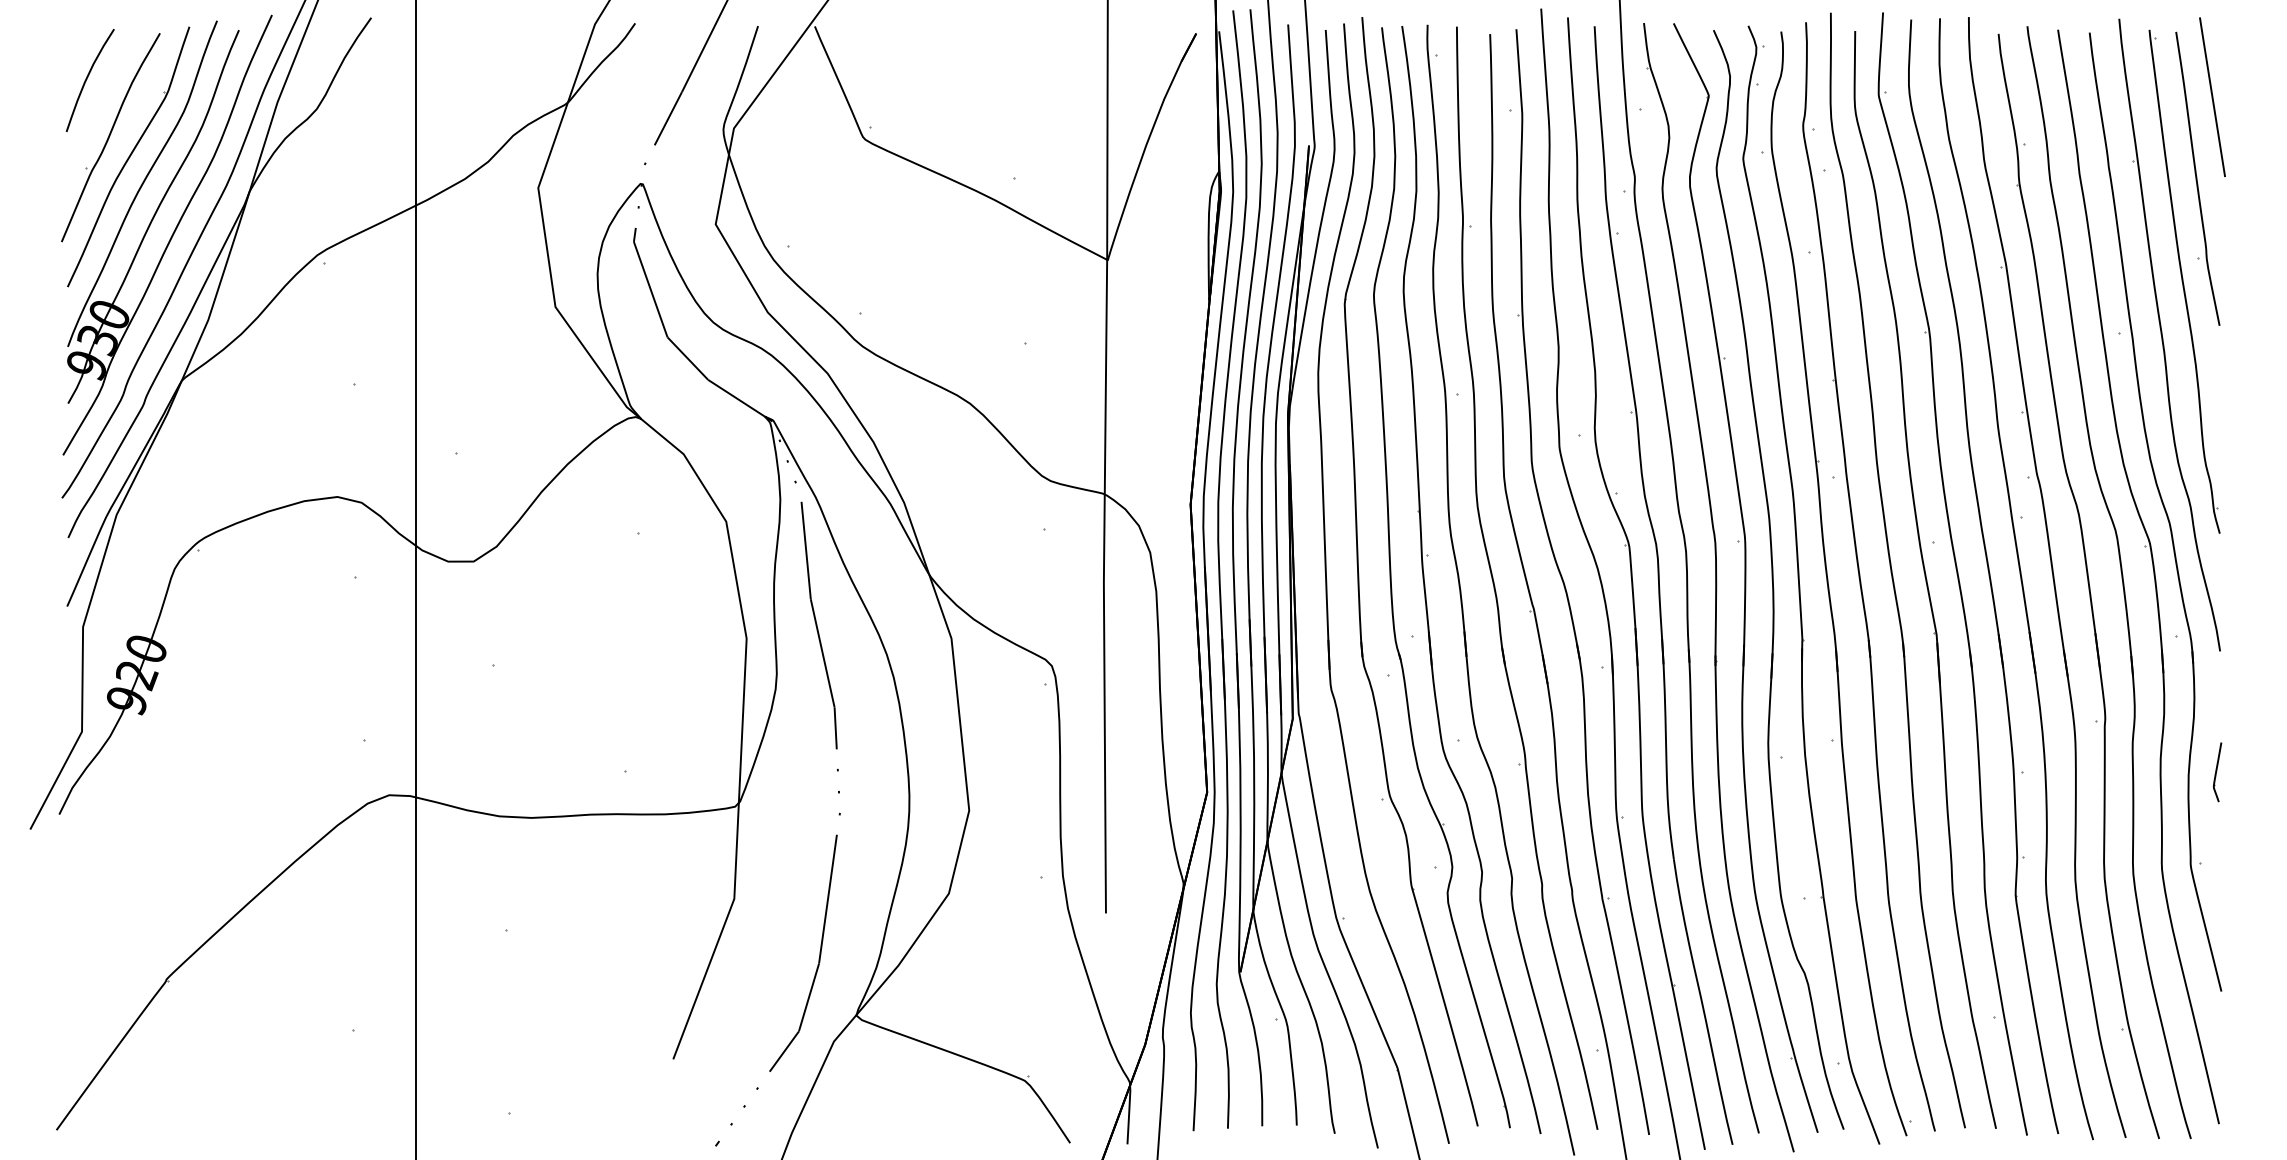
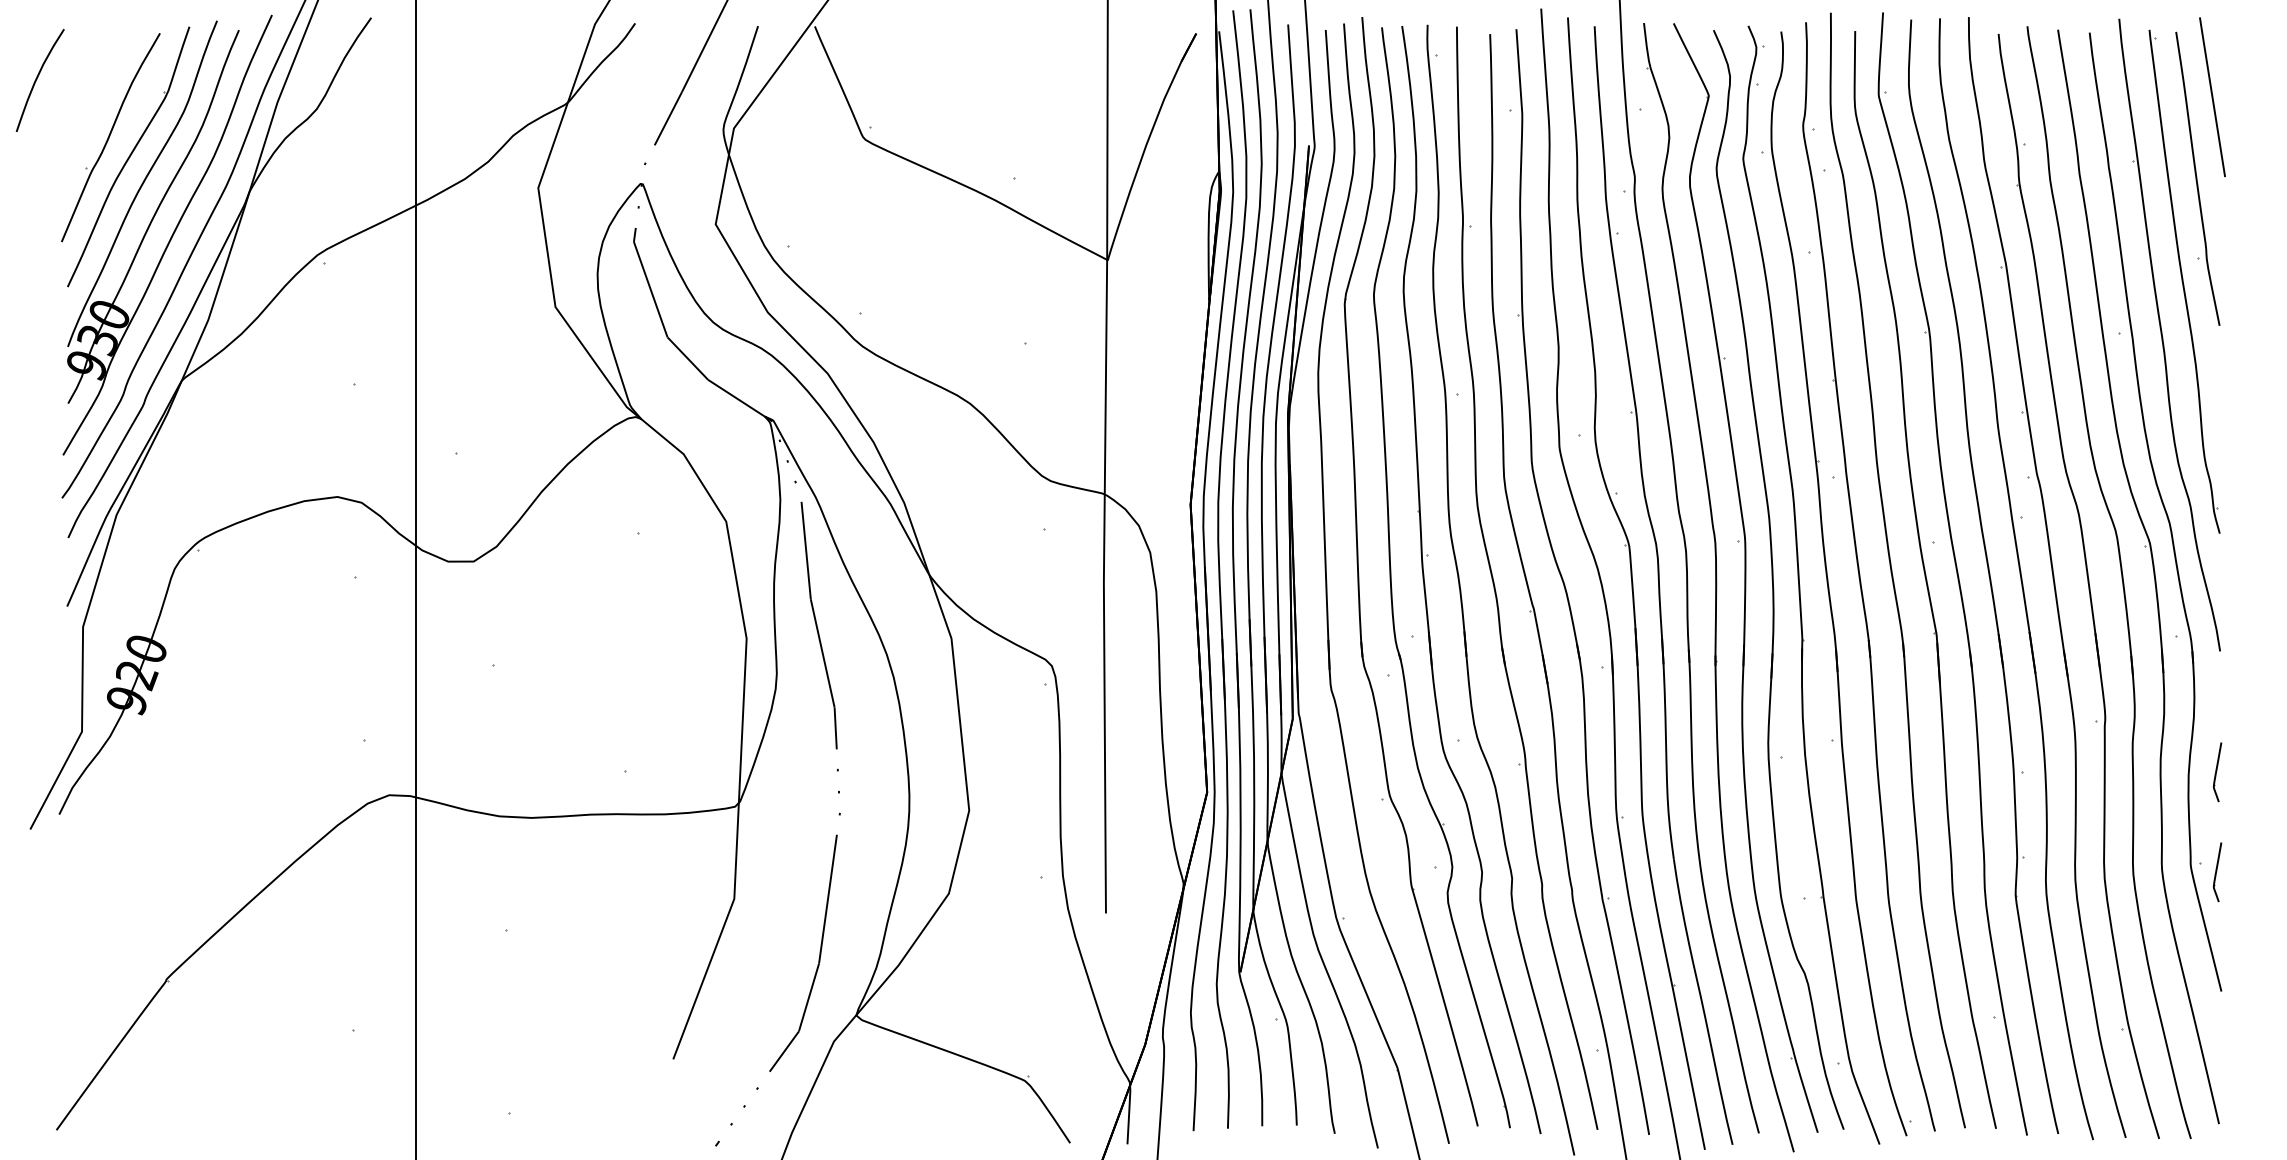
curve position: (87, 79) -> (37, 79) (37, 79)
part: none -> present (2217, 872)
